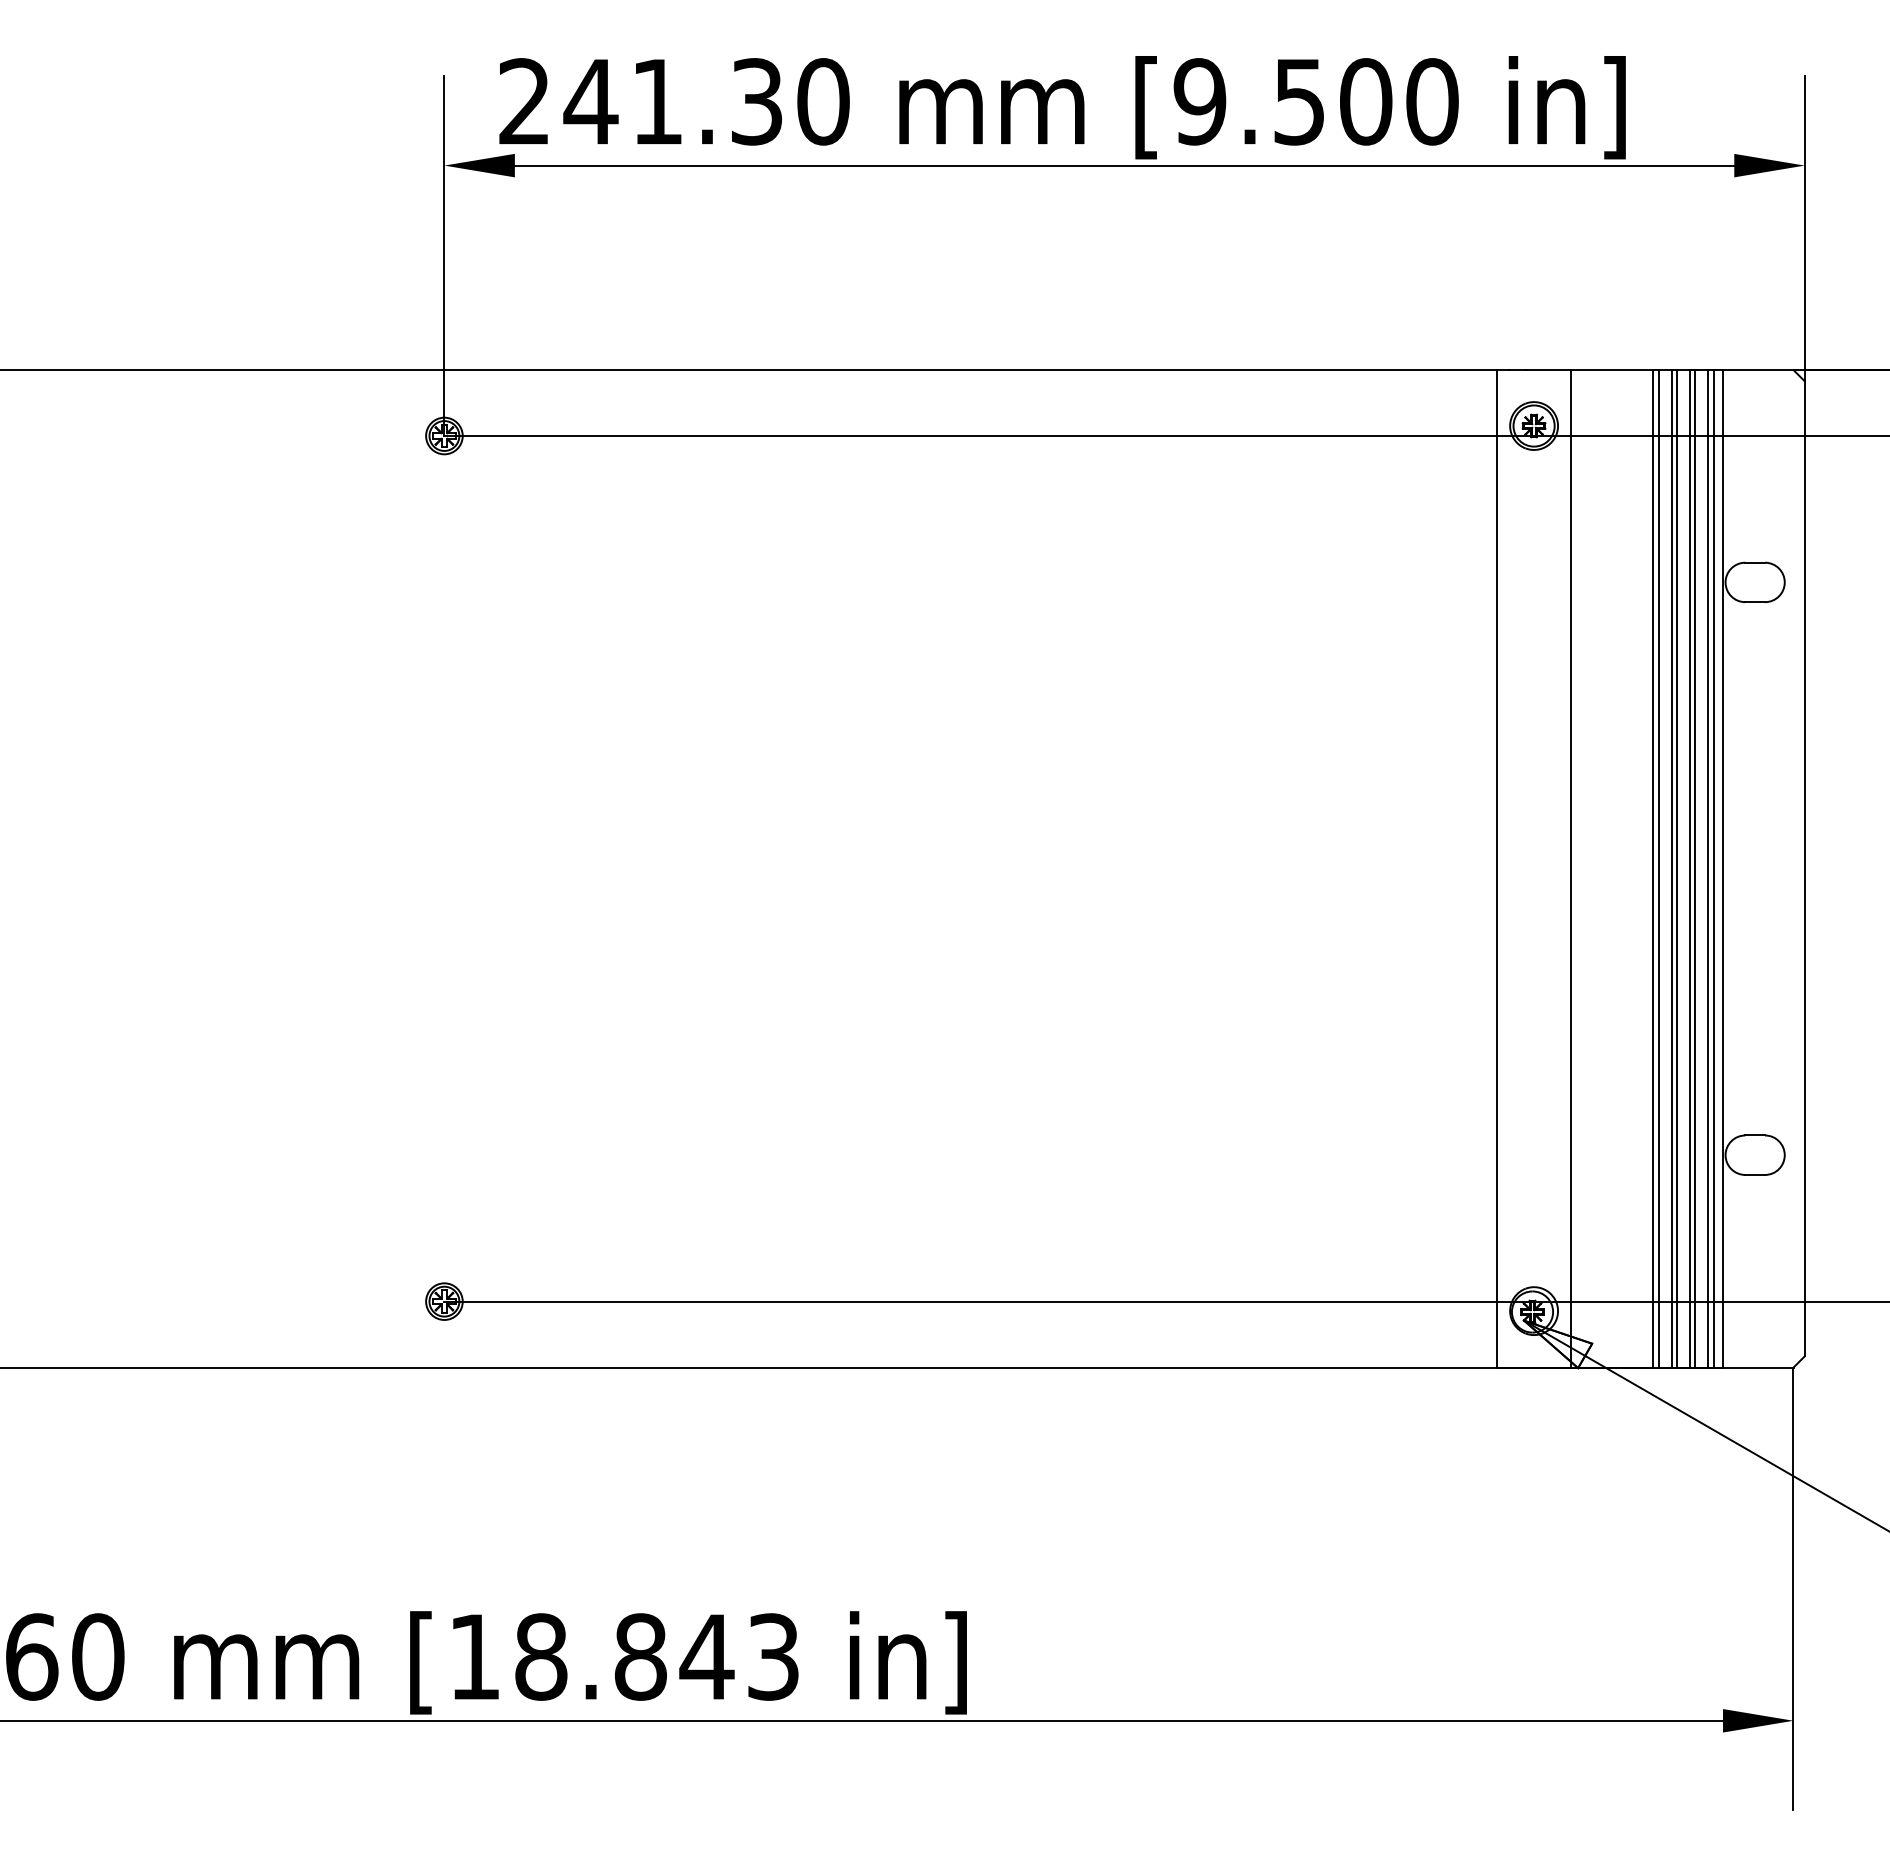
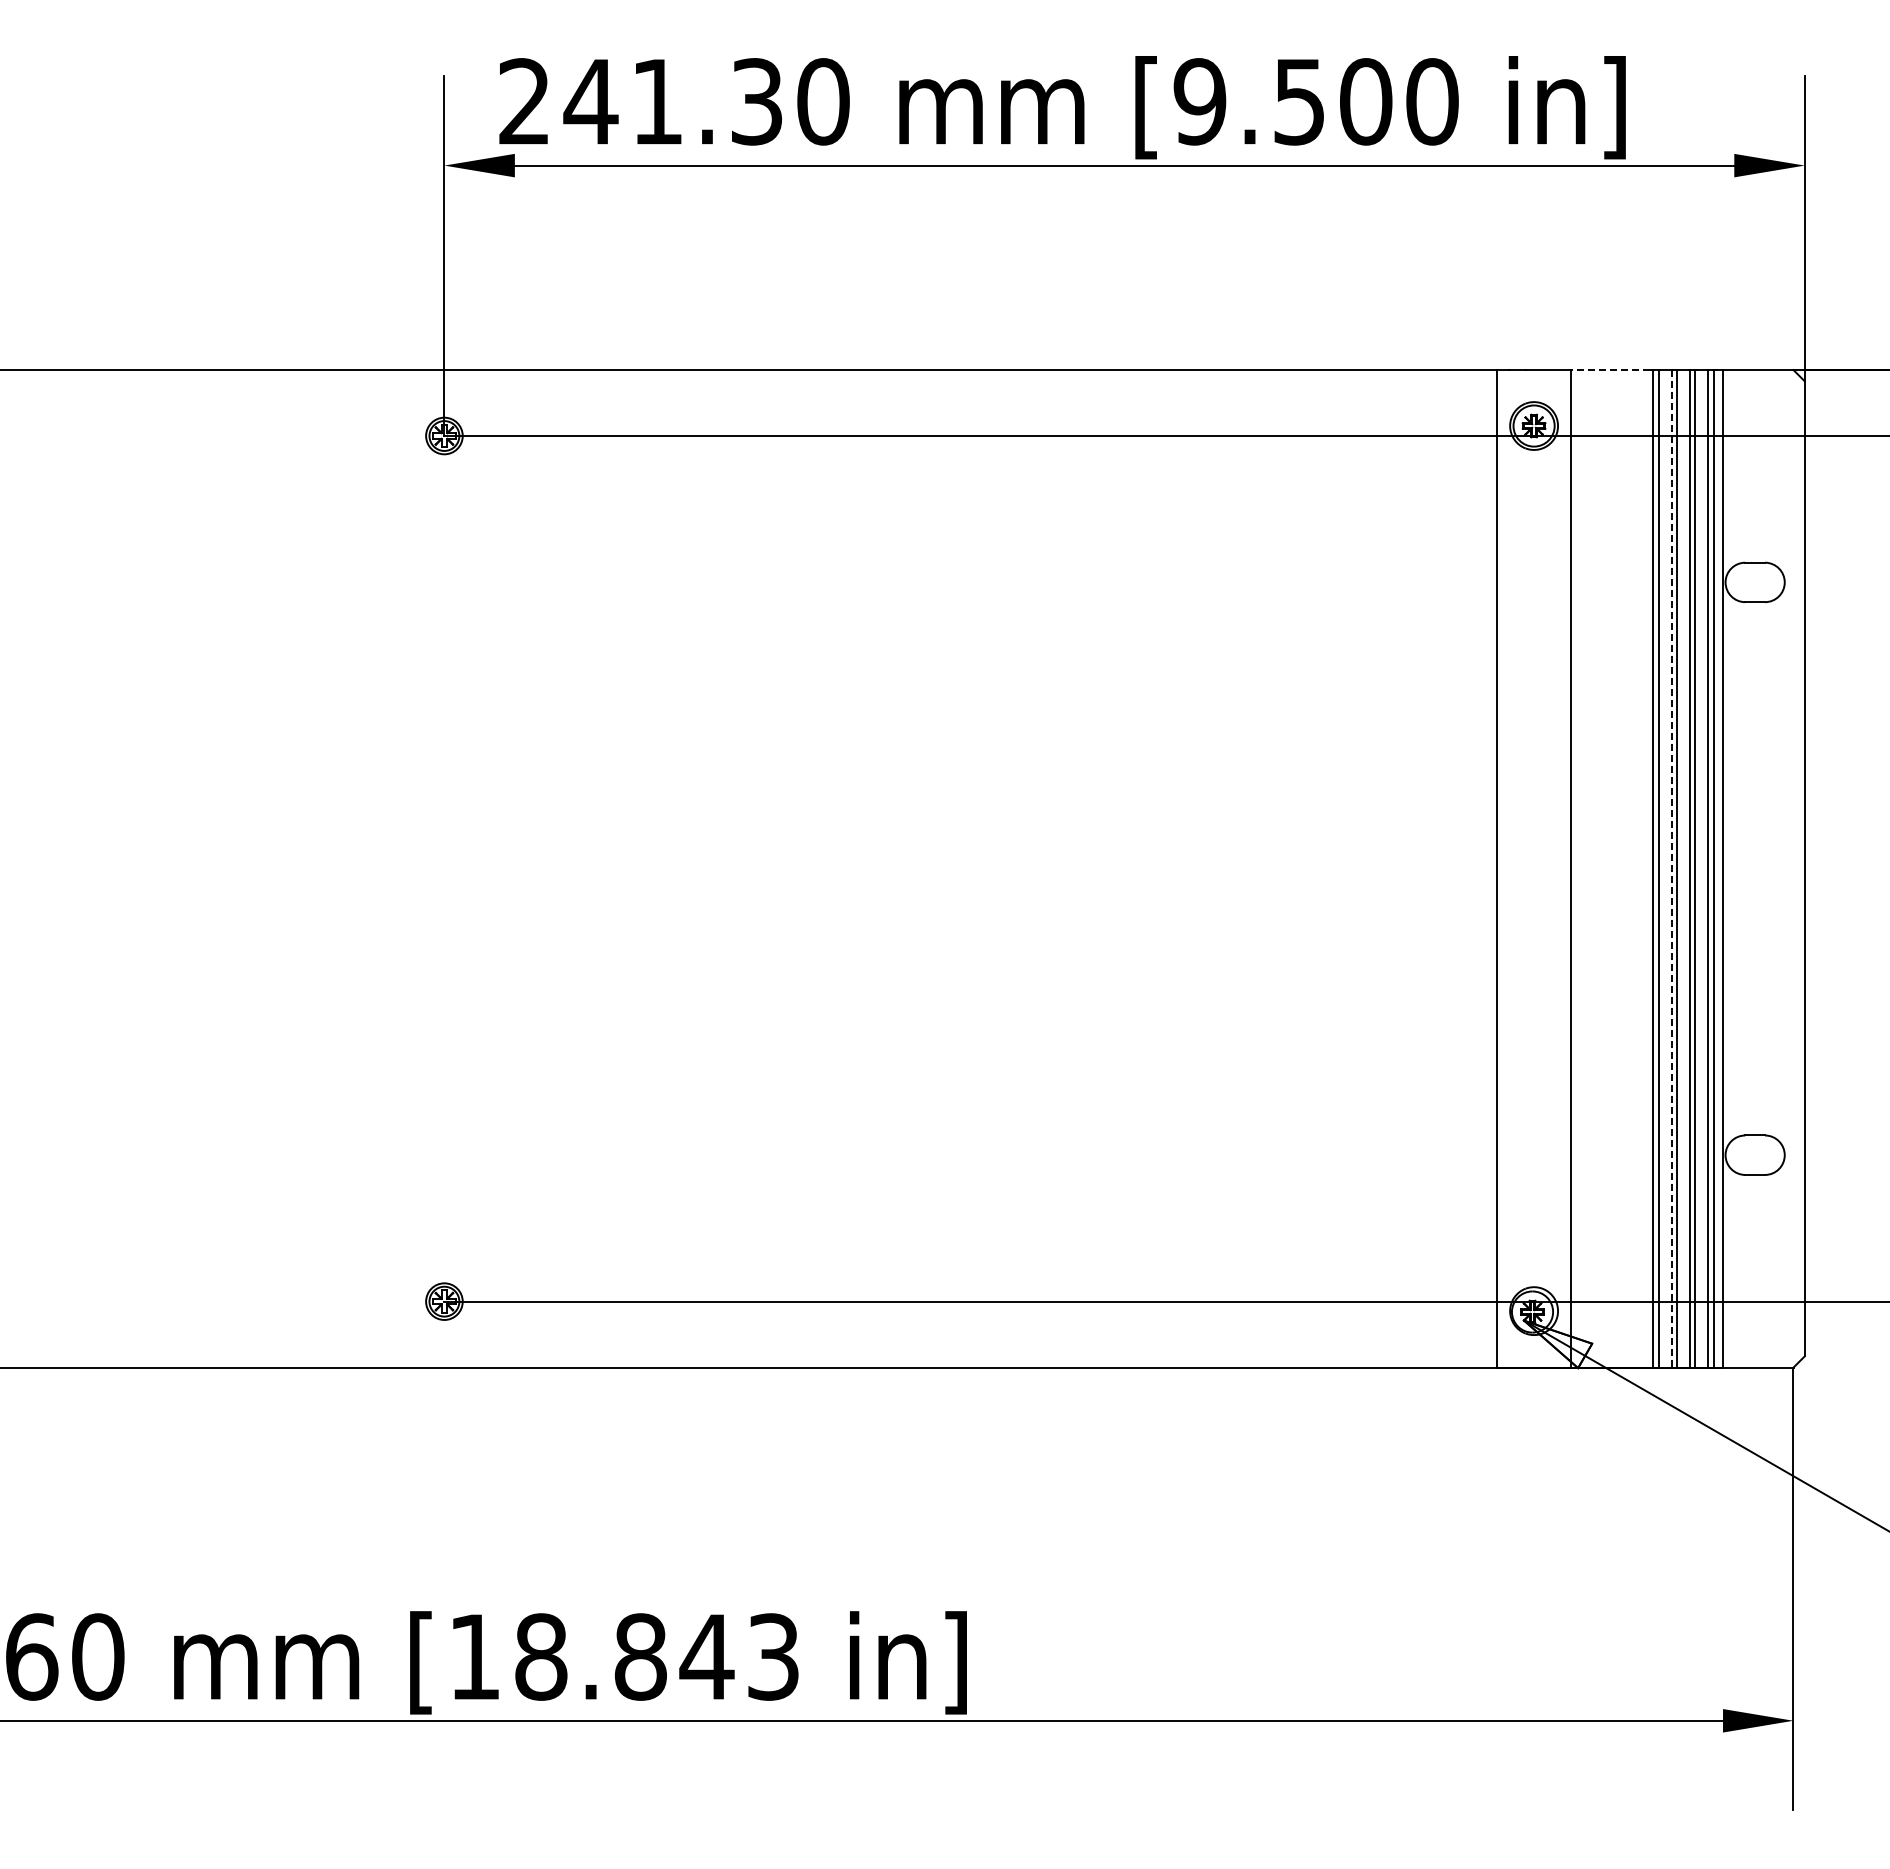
line: solid -> dashed (1609, 369)
line: solid -> dashed (1671, 868)
